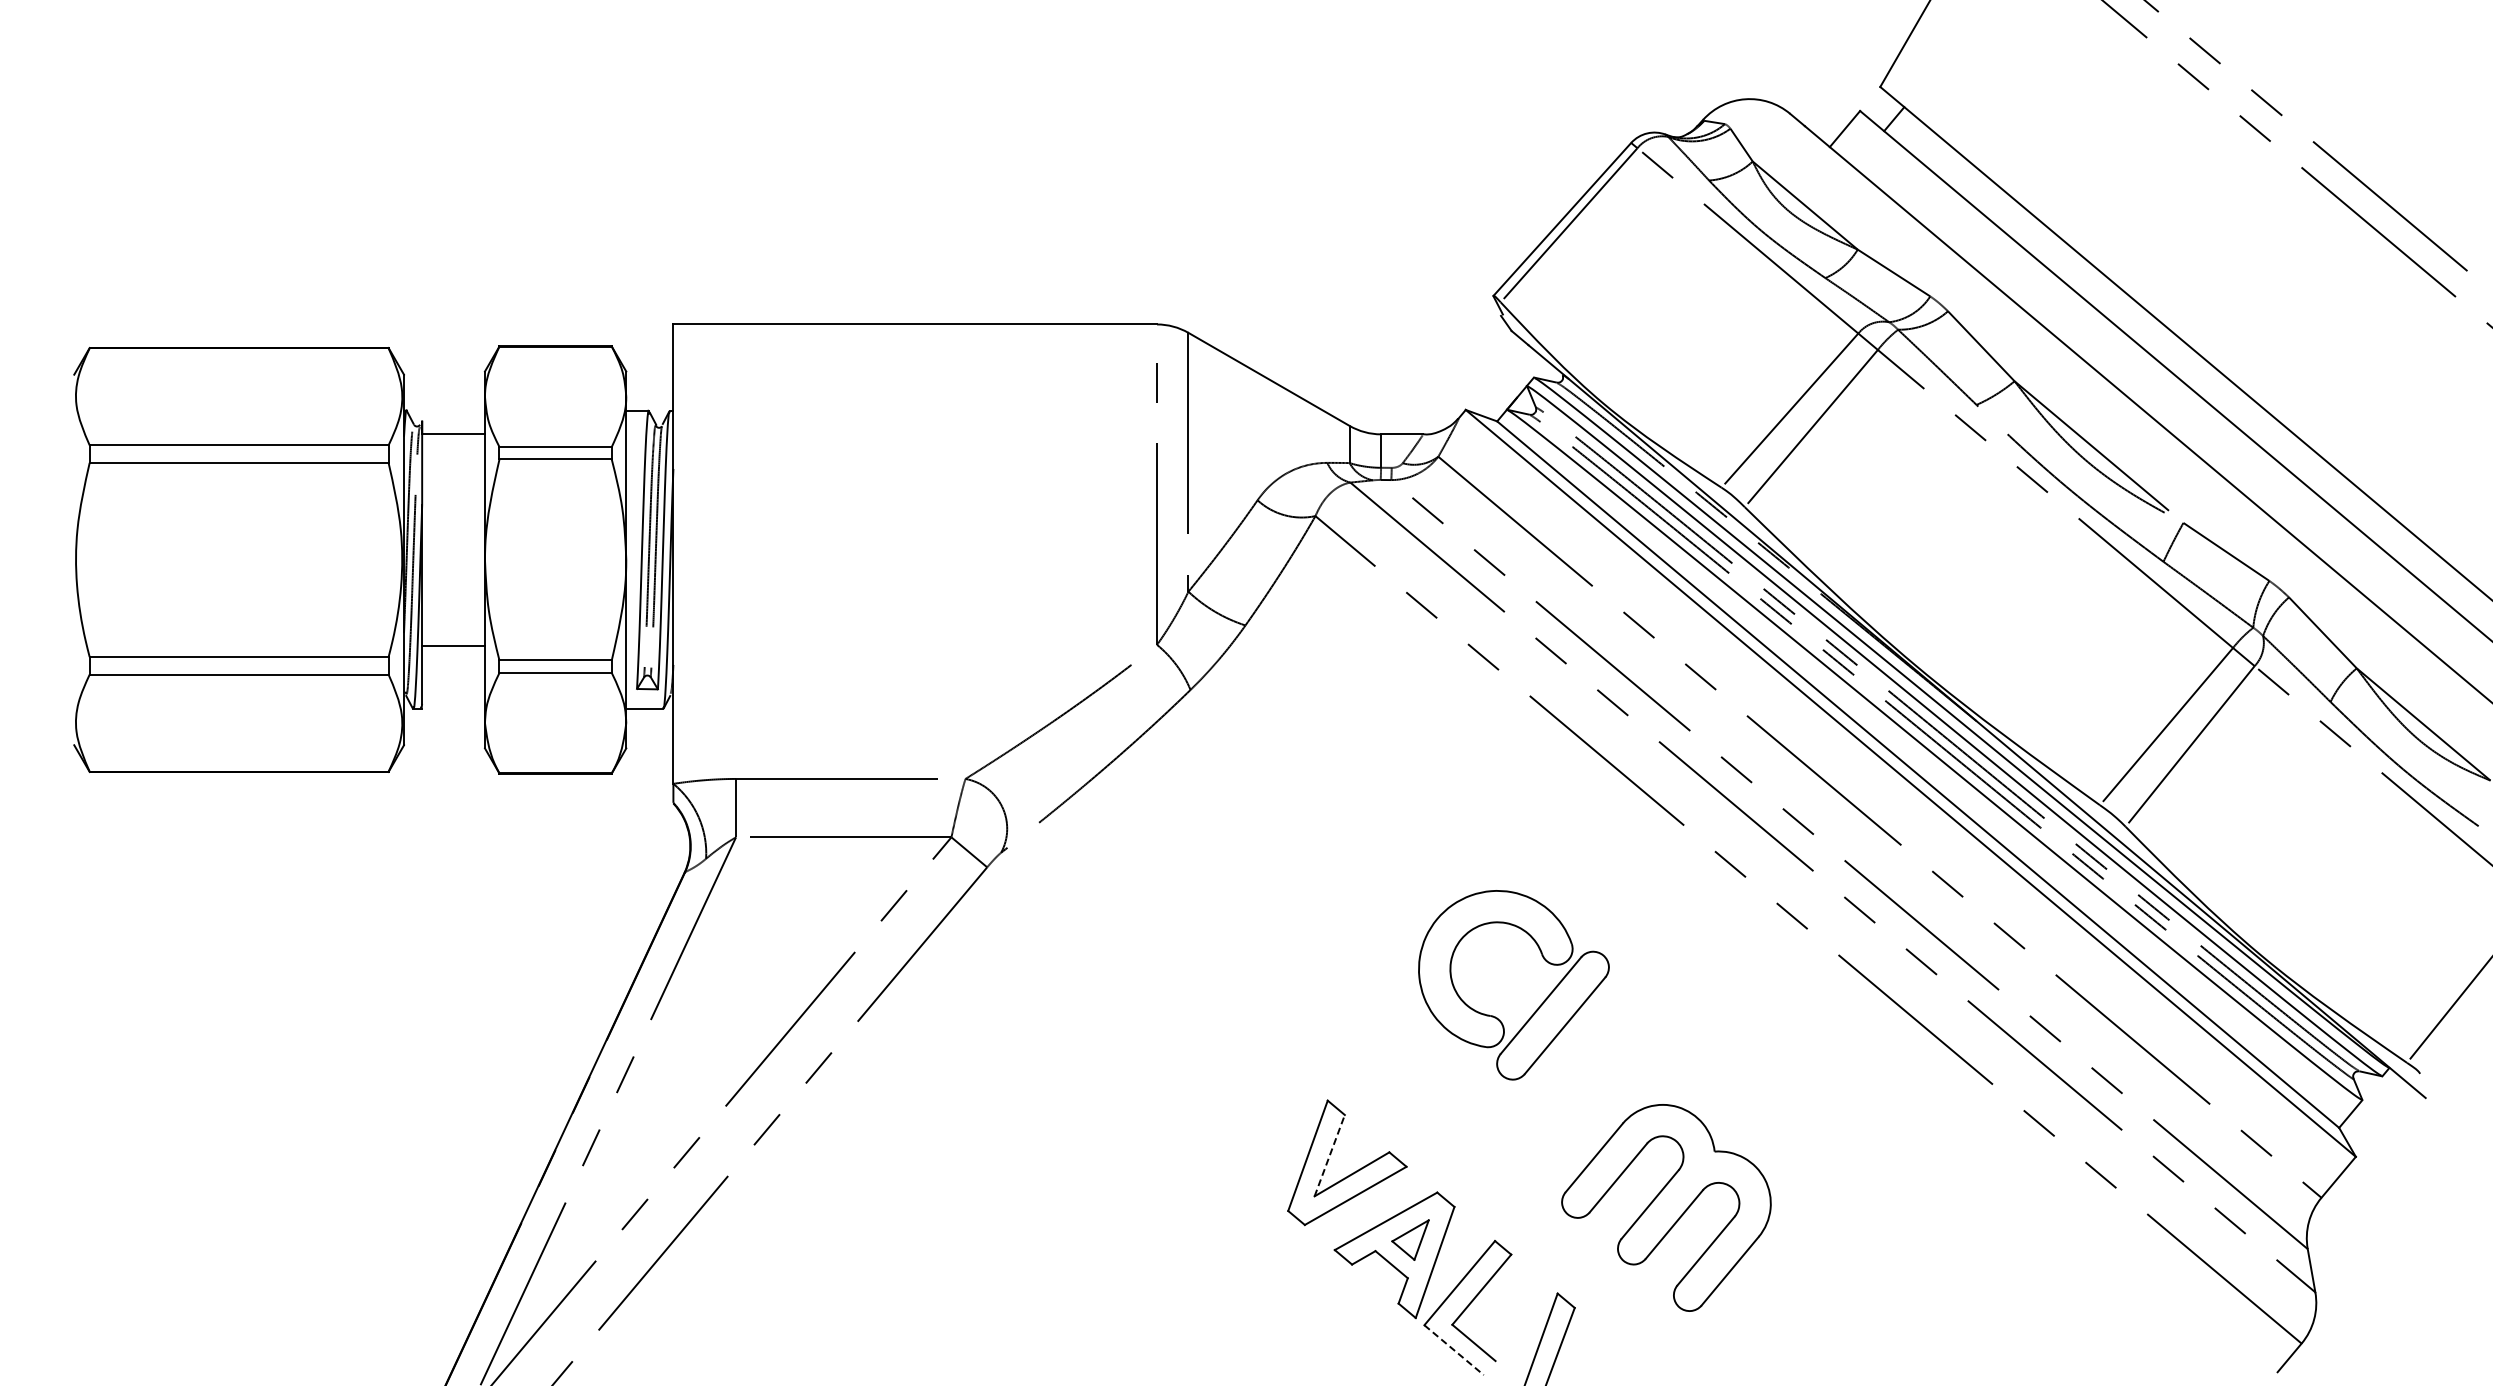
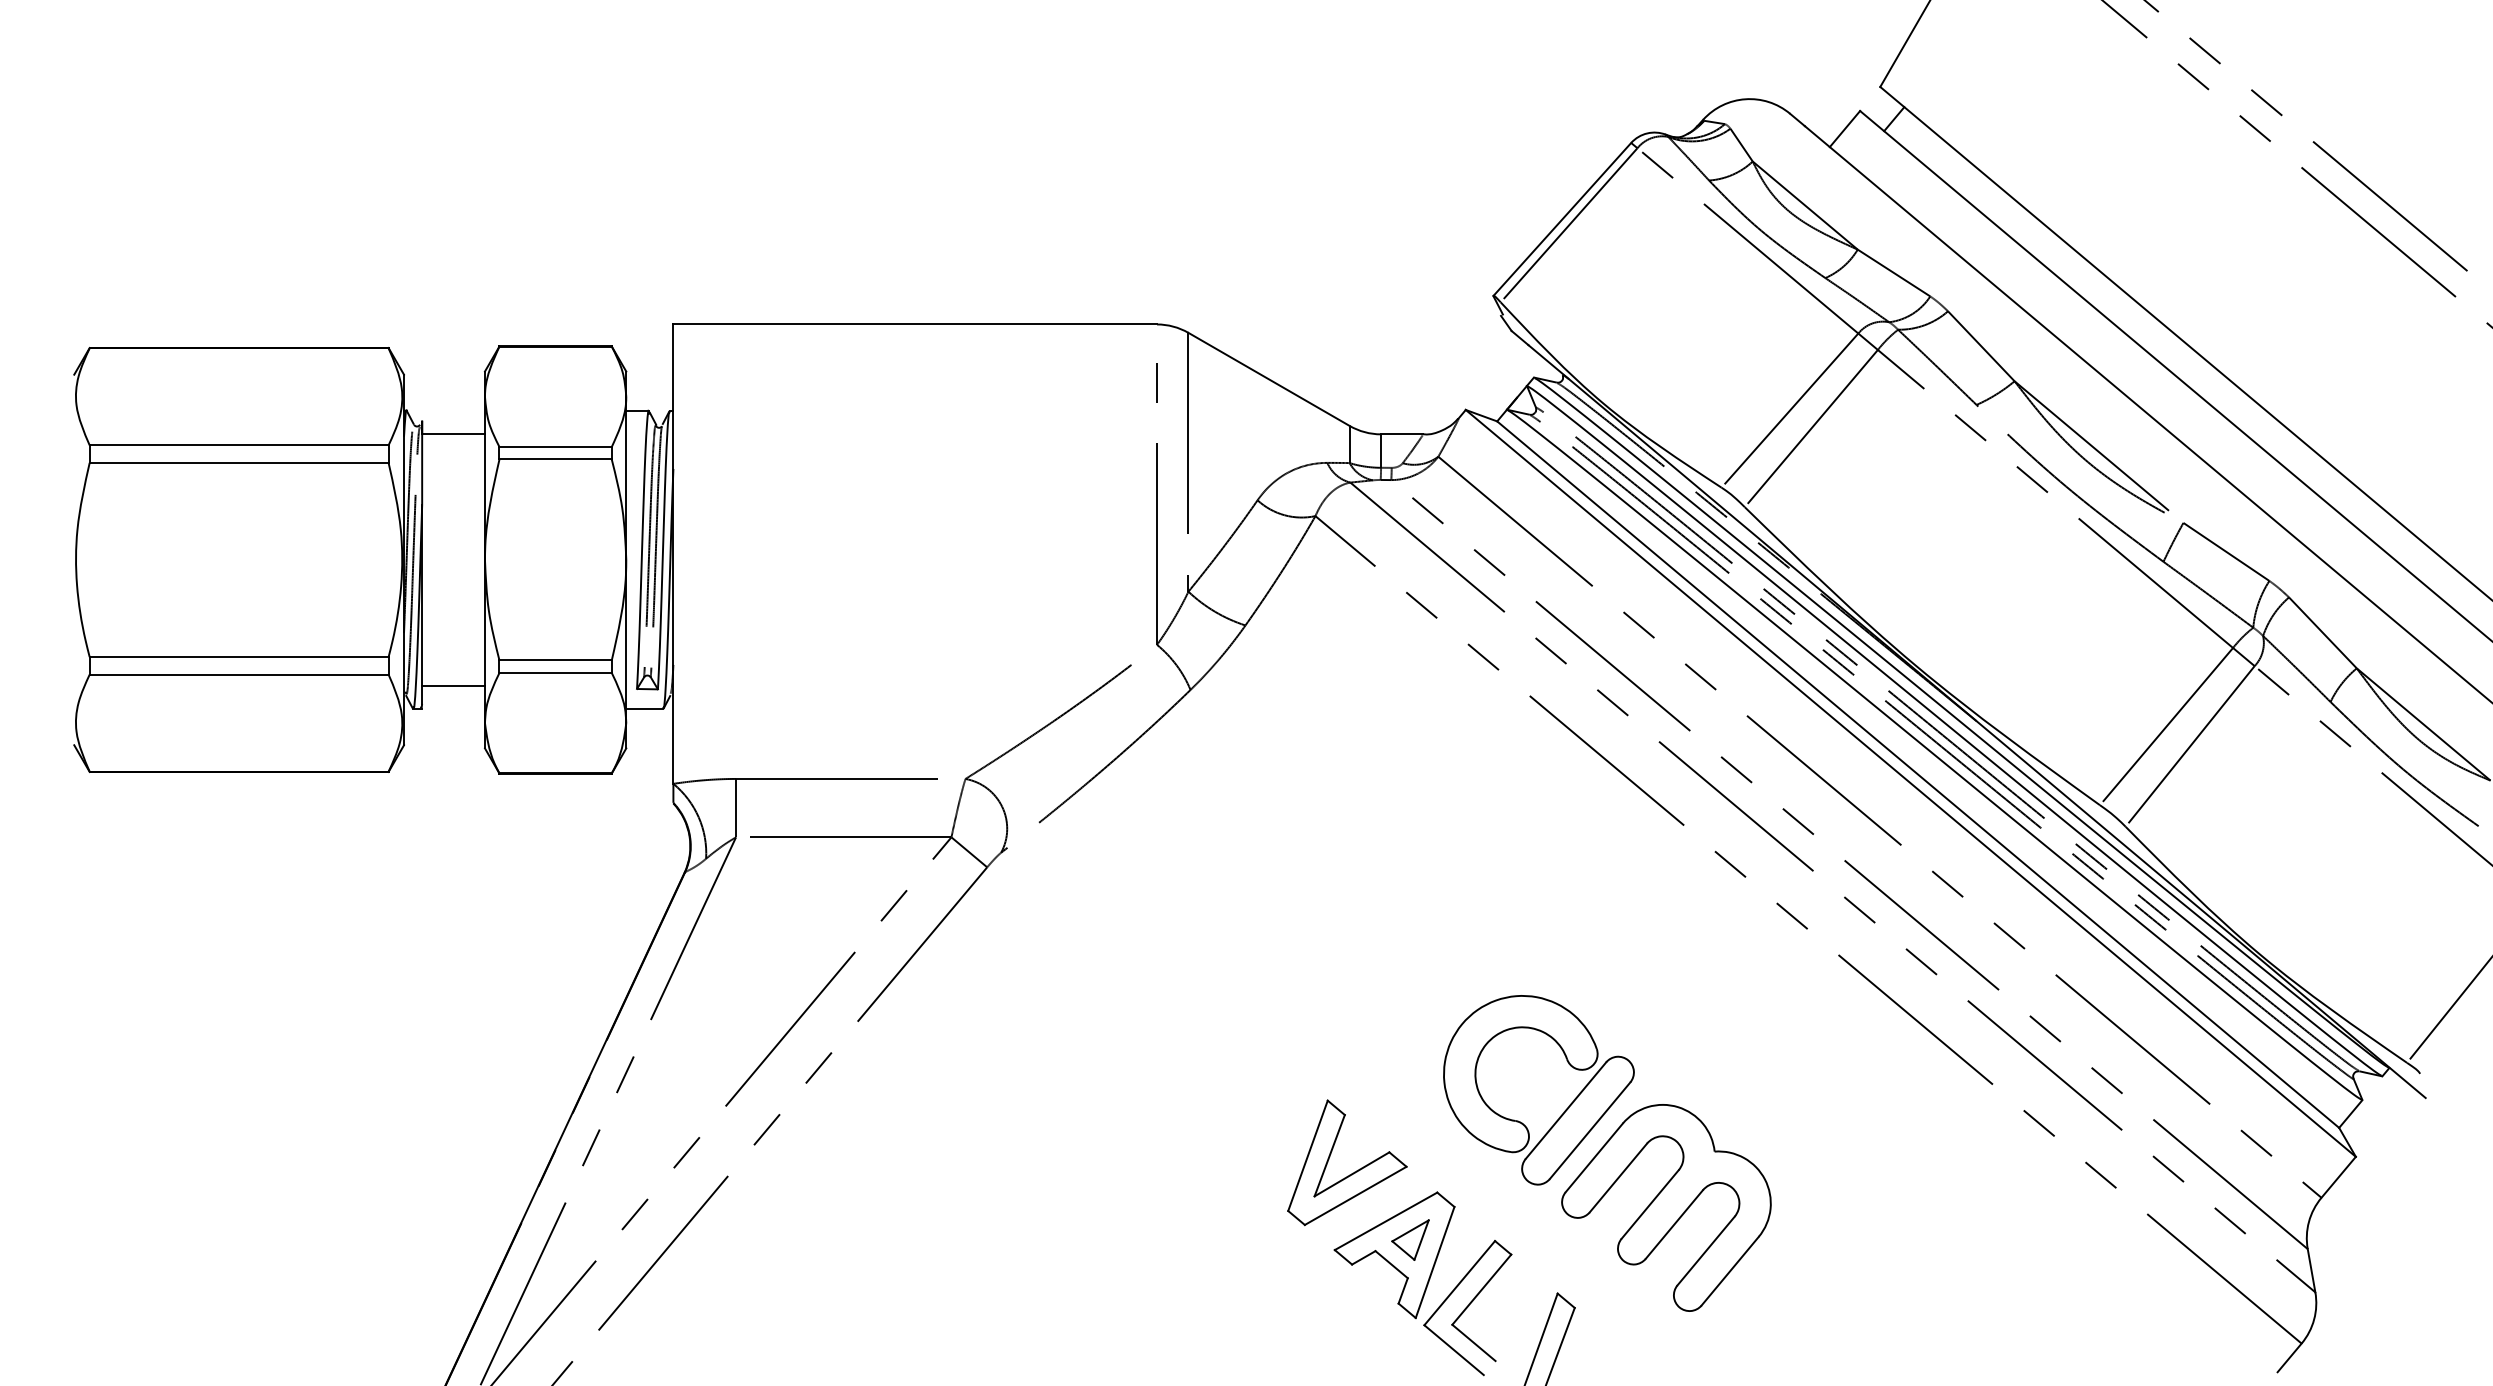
line position: (453, 645) -> (453, 685) (453, 685)
part position: (1539, 1005) -> (1564, 1110) (1564, 1110)
line: dashed -> solid (1329, 1155)
line: dashed -> solid (1454, 1350)
